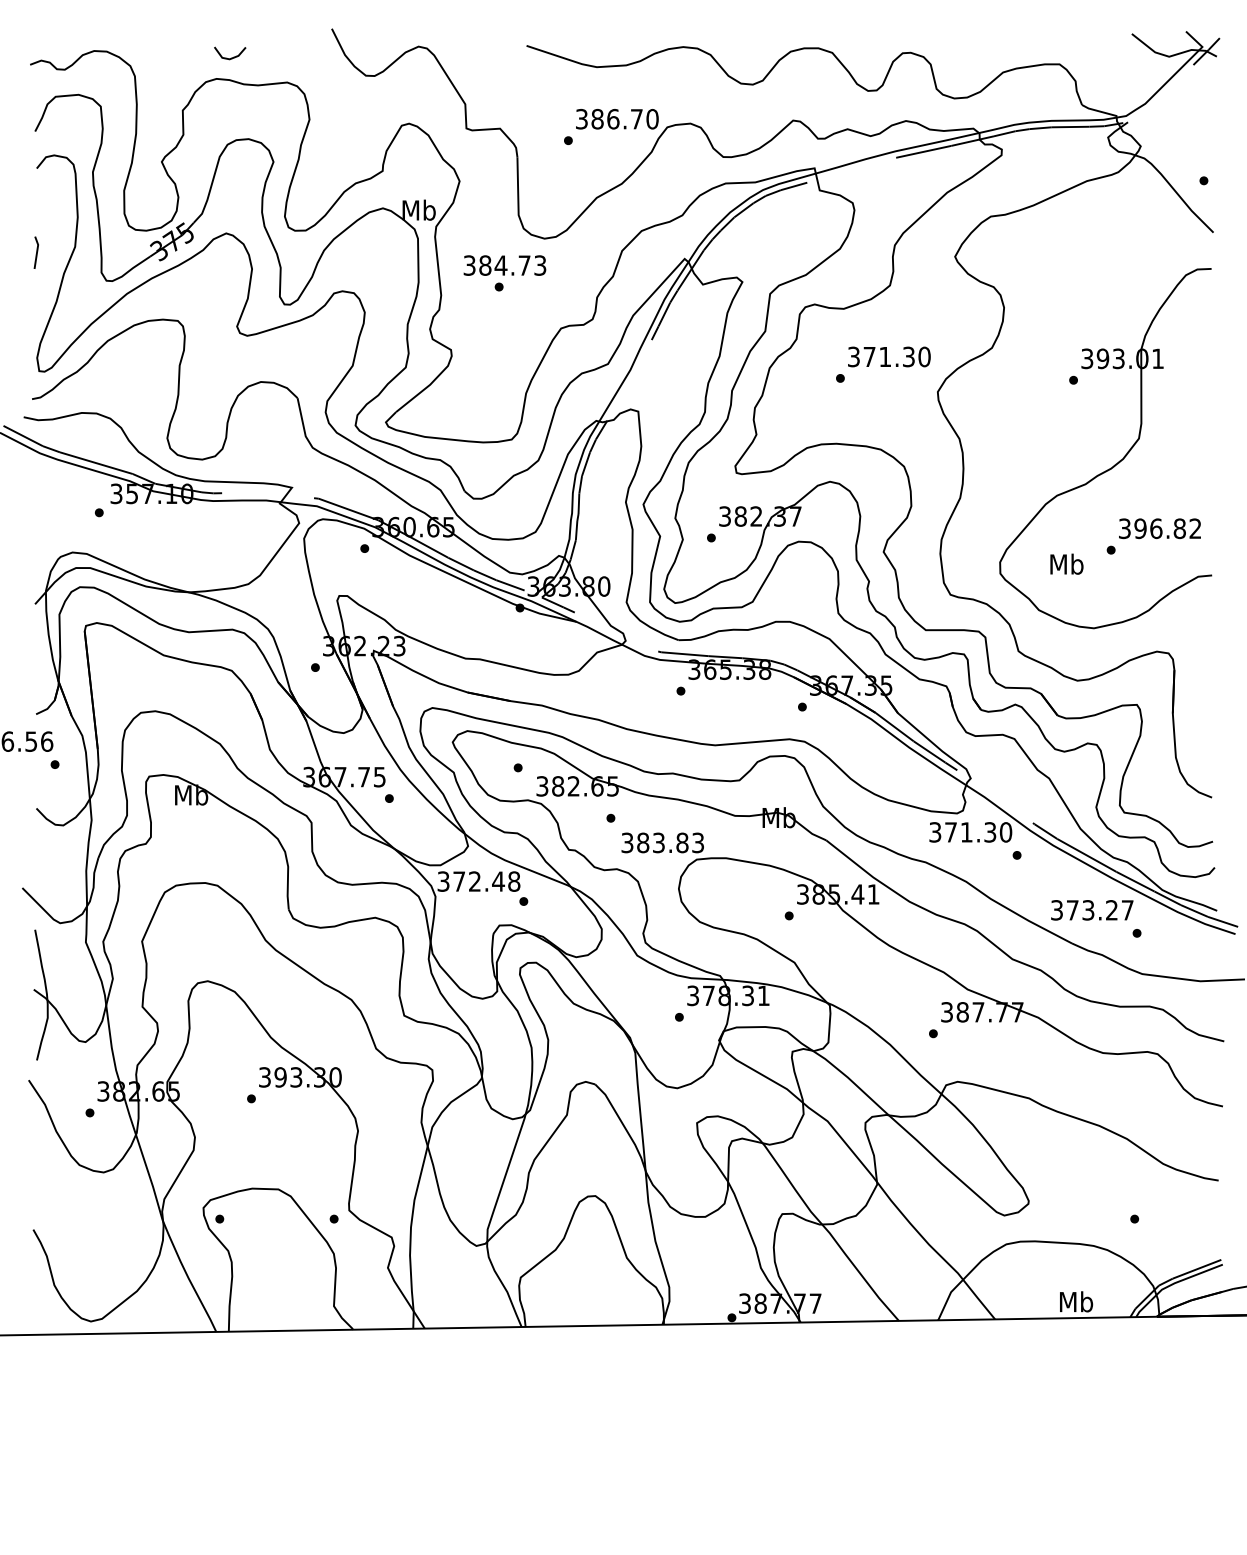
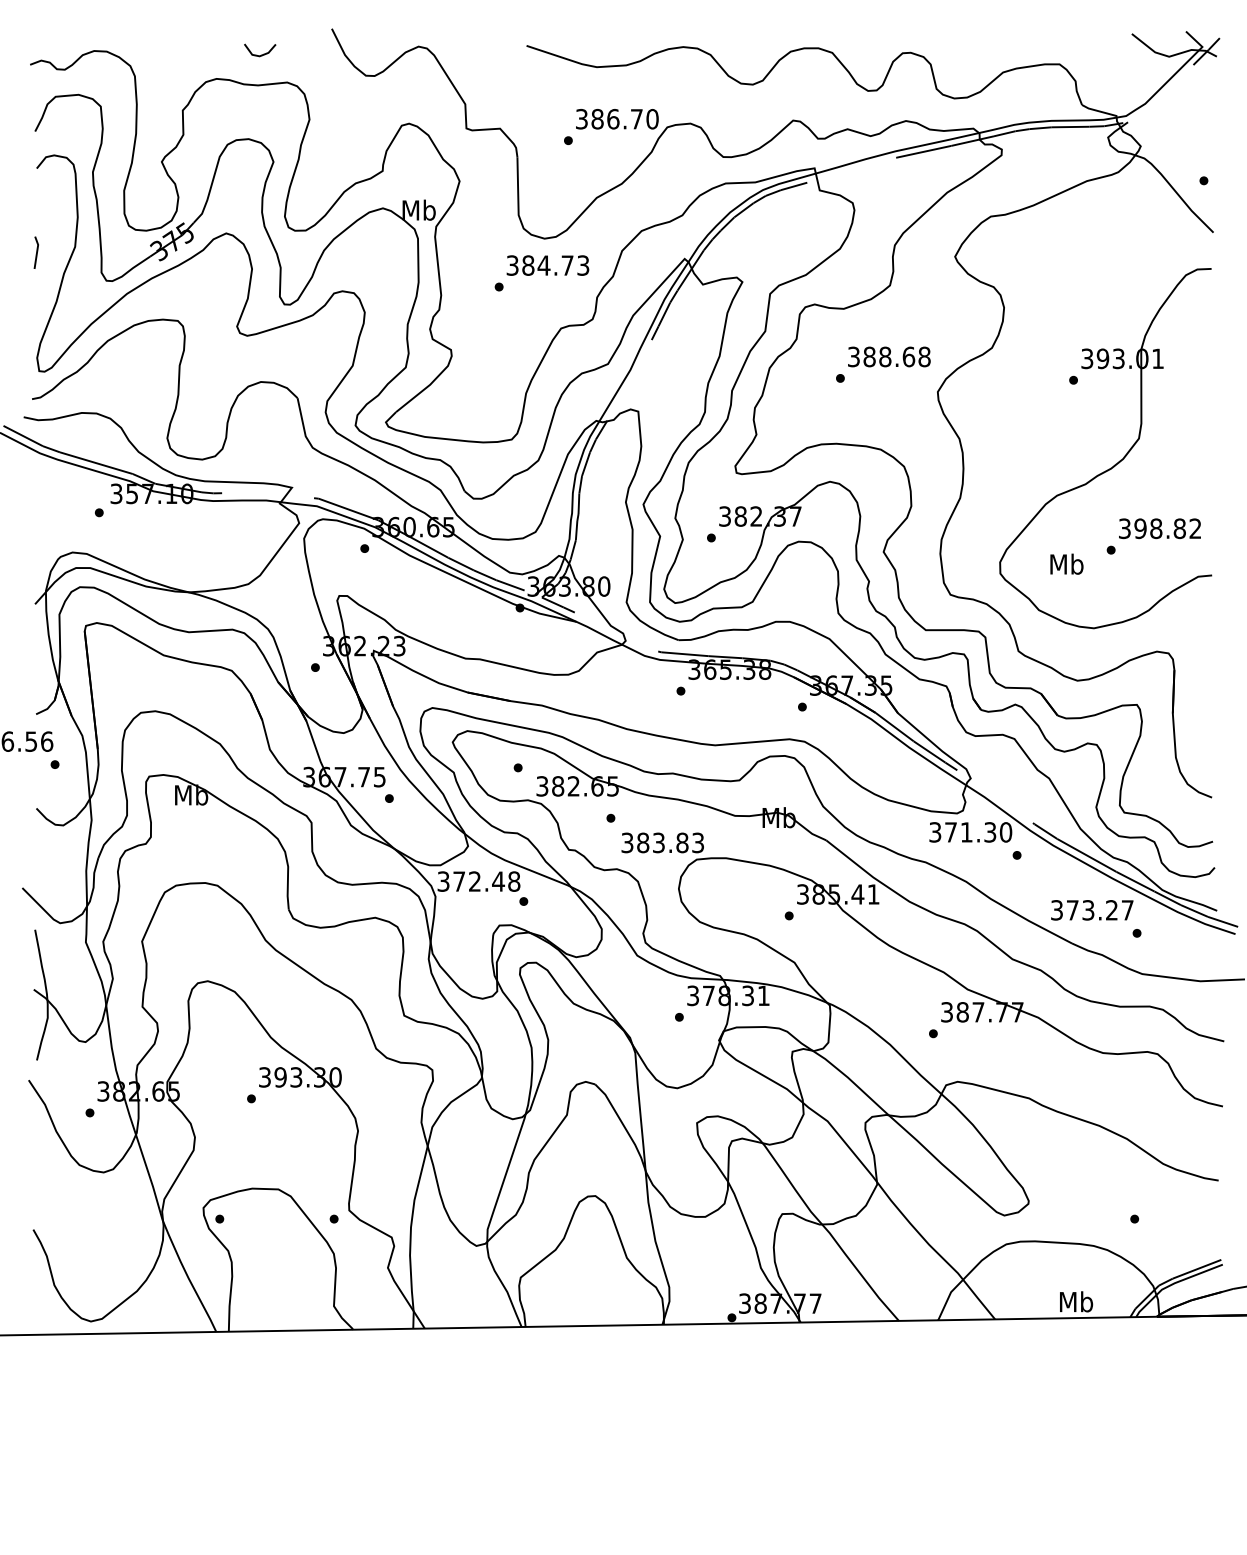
line position: (231, 57) -> (261, 54) (261, 54)
text position: (504, 265) -> (547, 265) (547, 265)
text: 371.30 -> 388.68 (896, 356)
text: 396.82 -> 398.82 (1156, 528)
